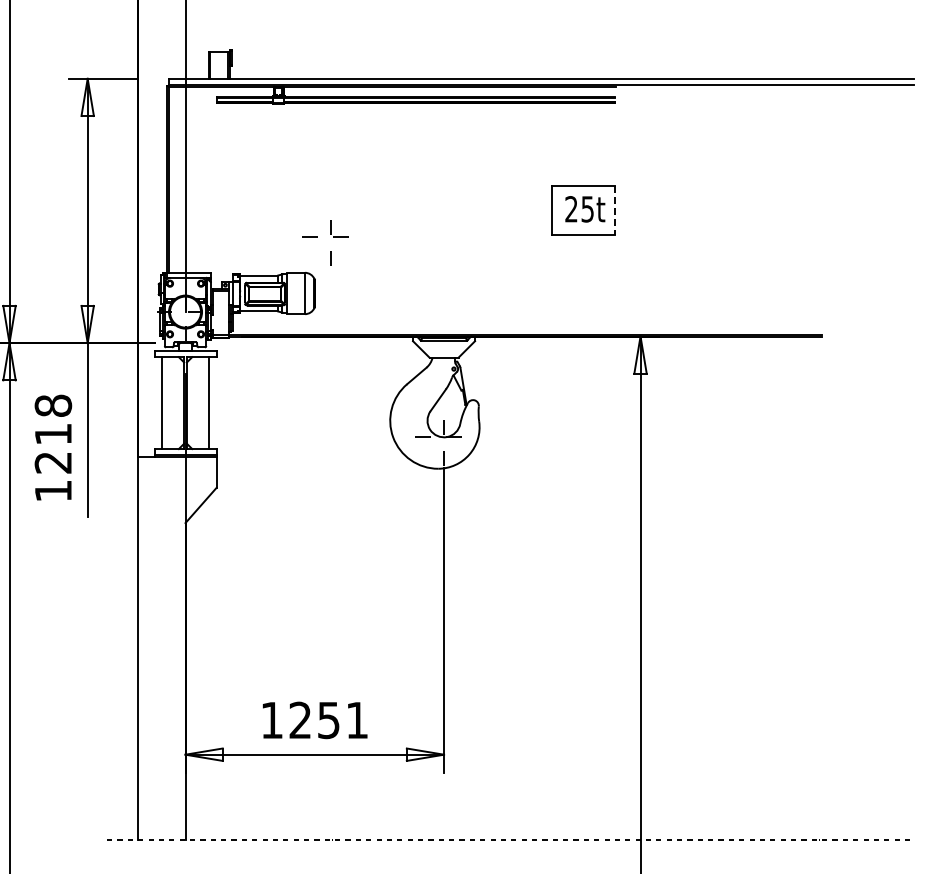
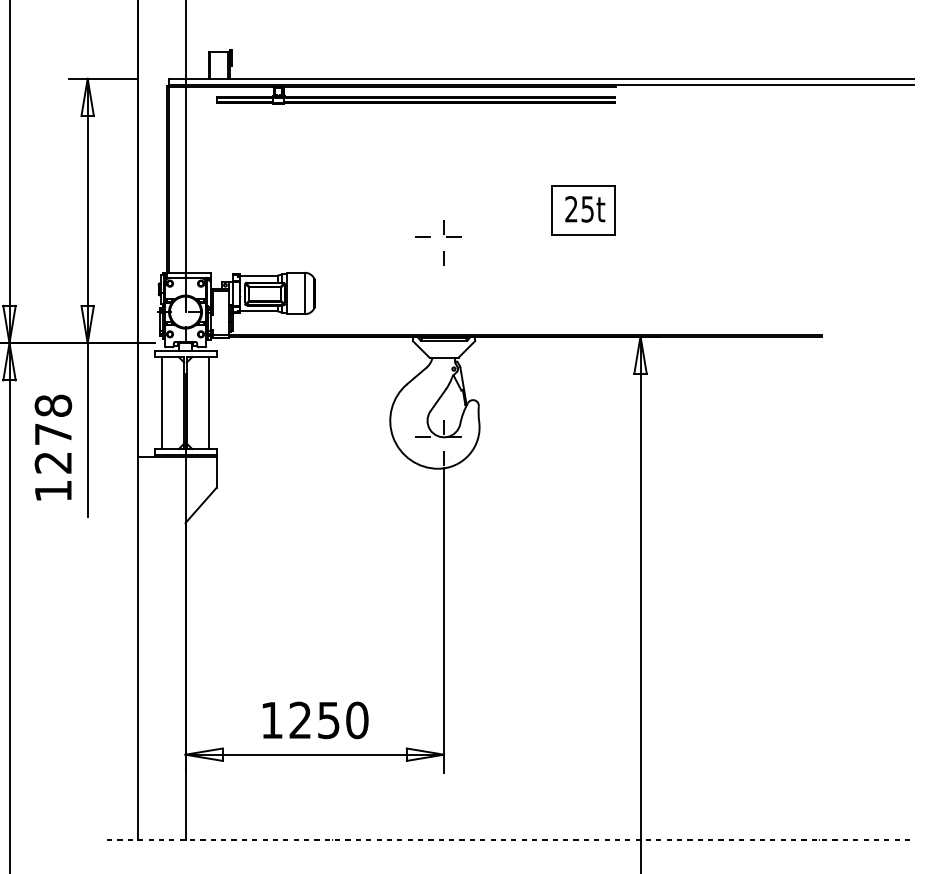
line: dashed -> solid (614, 211)
part position: (330, 234) -> (443, 234) (443, 234)
text: 1218 -> 1278 (53, 433)
text: 1251 -> 1250 (357, 720)
